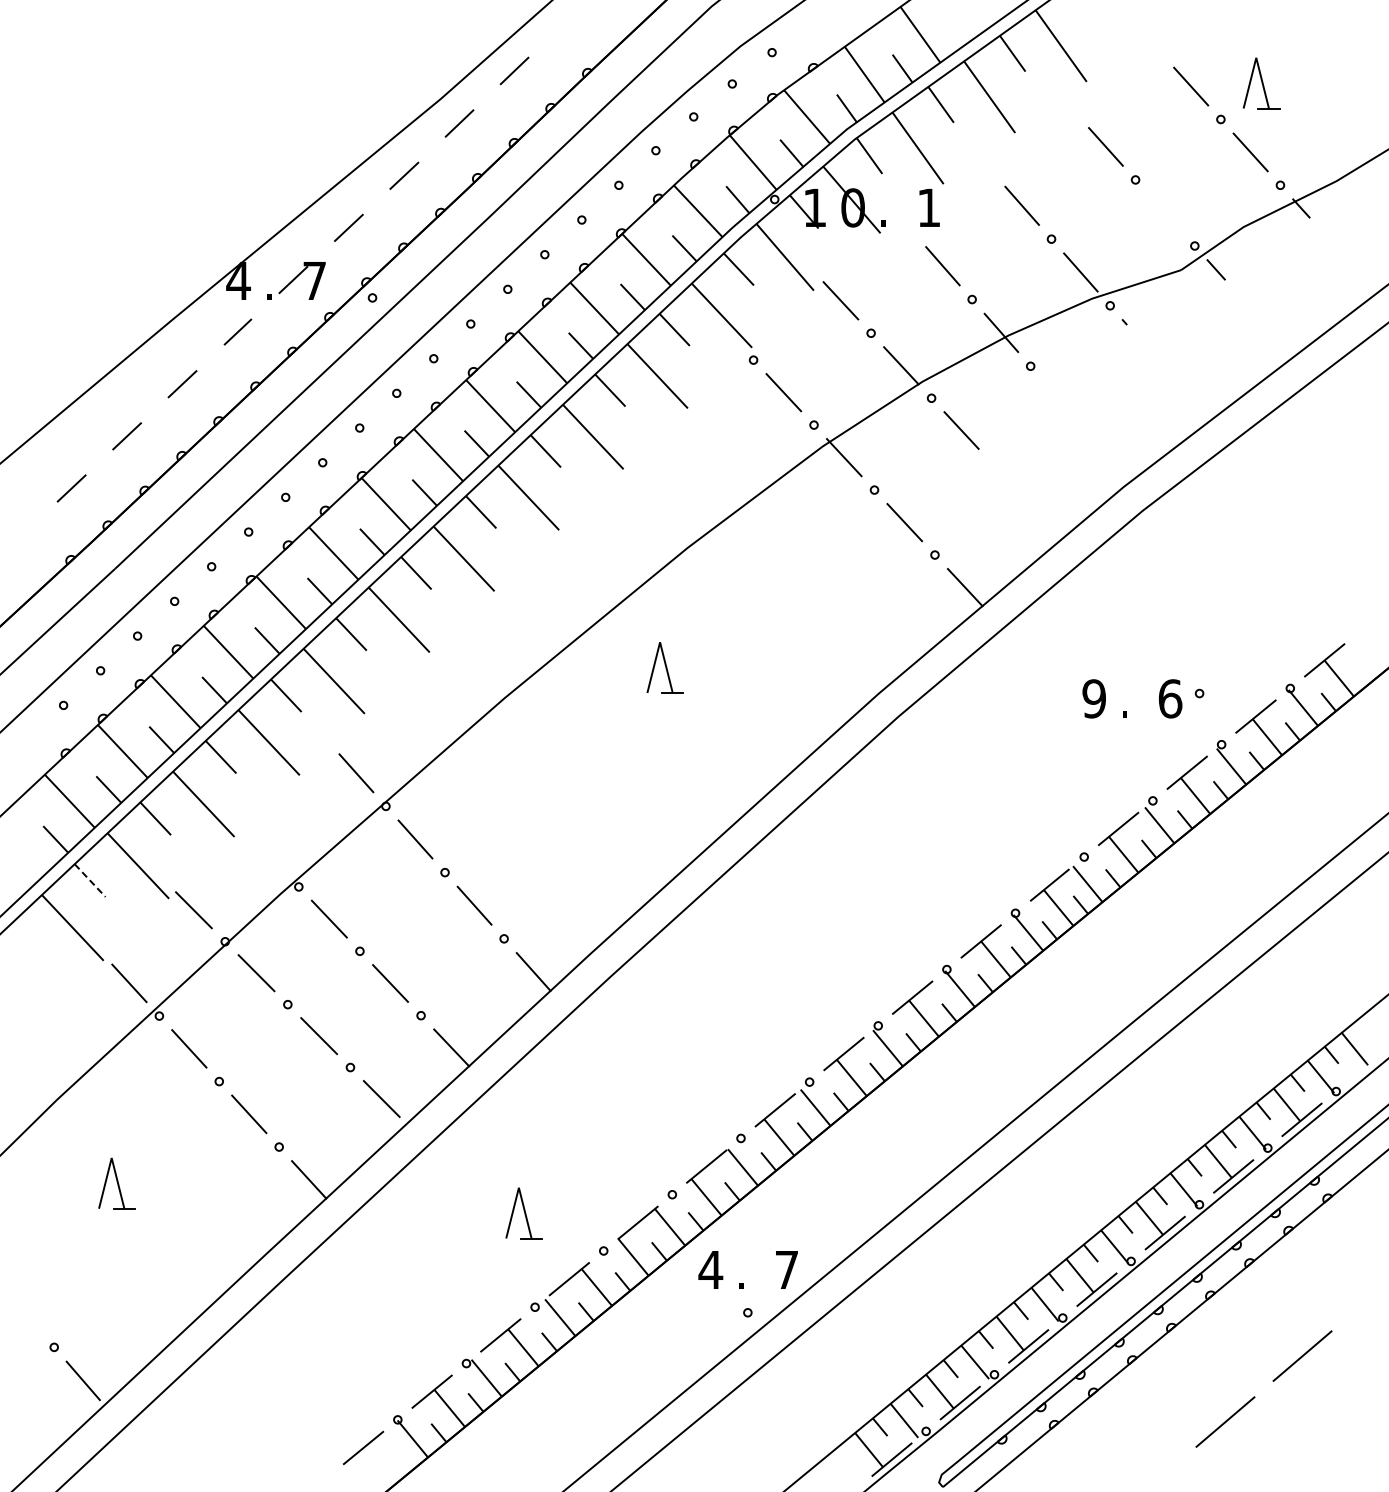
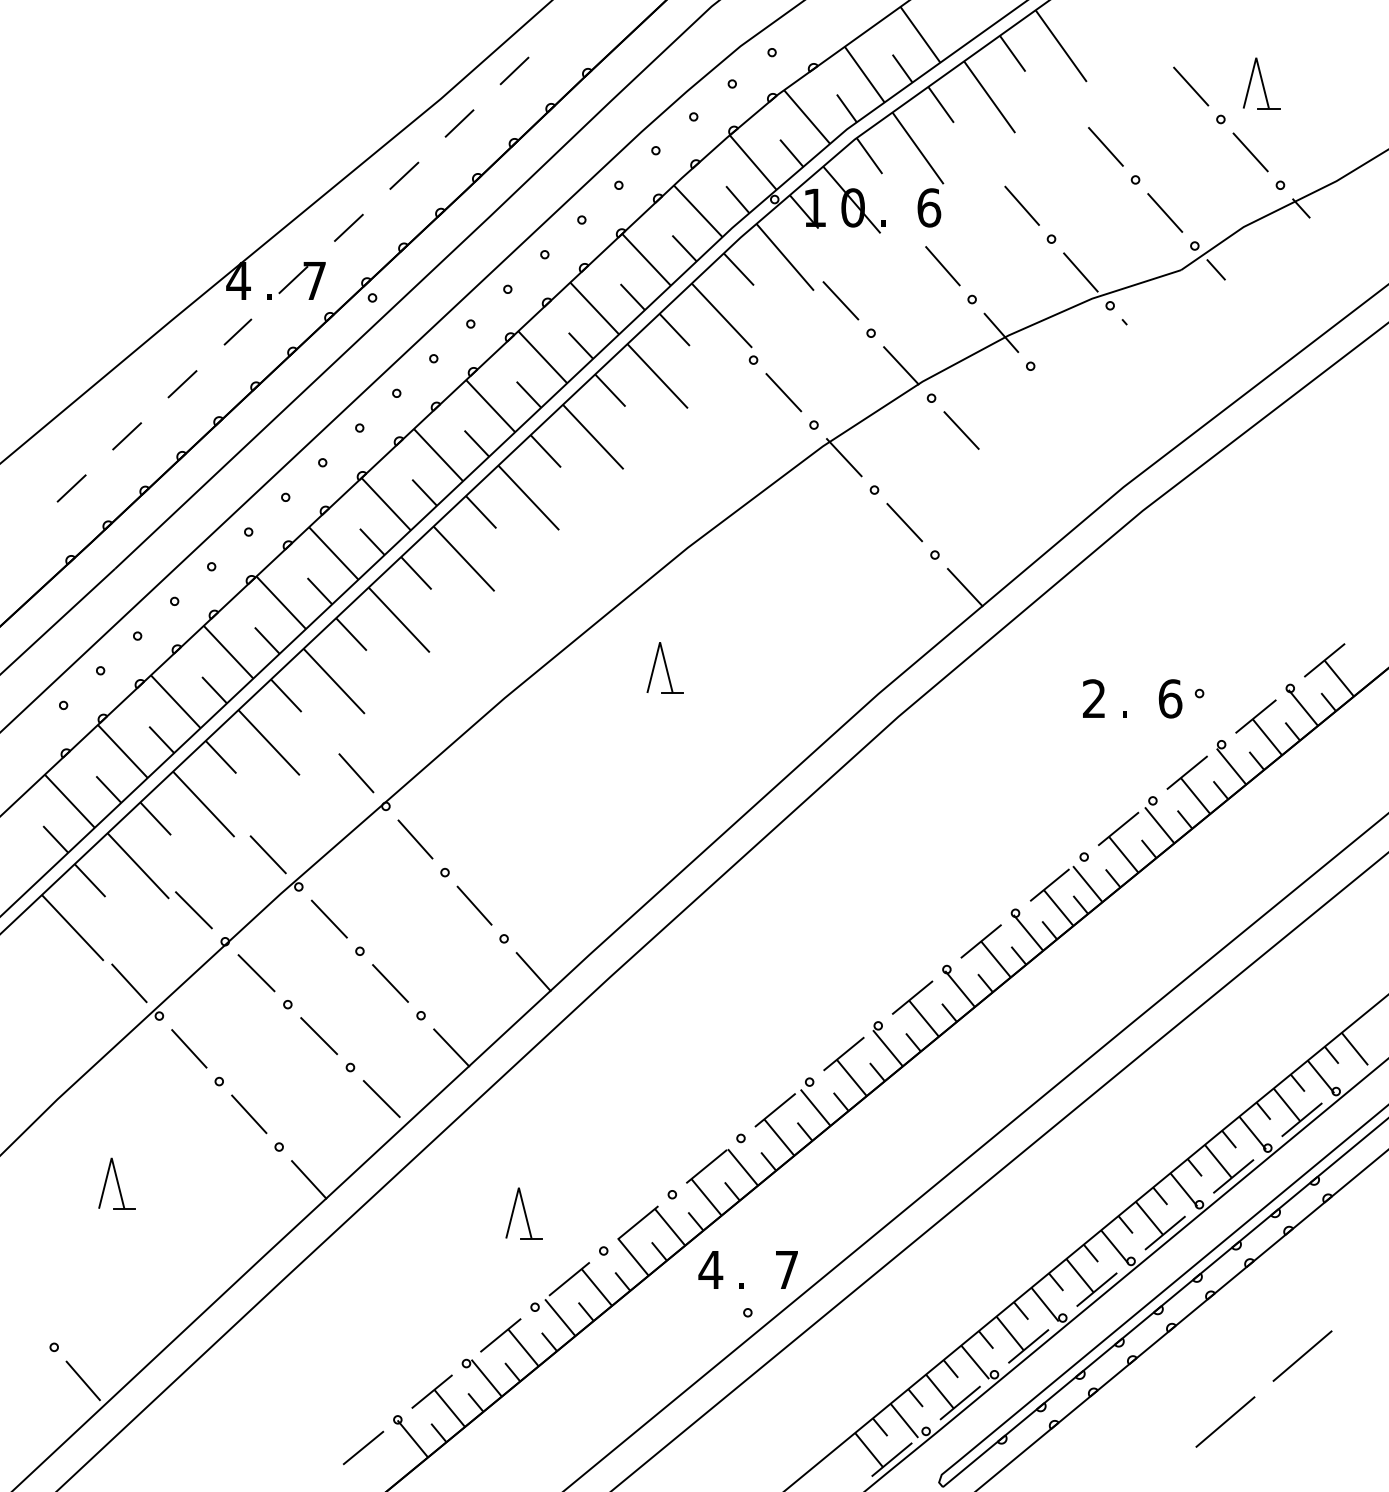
text: 1 -> 6 (929, 207)
line: none -> present (1165, 212)
text: 9 -> 2 (1093, 698)
line: none -> present (267, 854)
line: dashed -> solid (90, 880)
